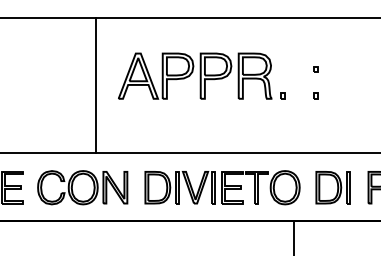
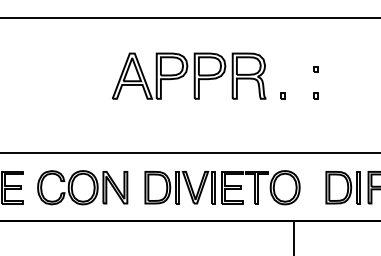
part position: (195, 75) -> (189, 75) (189, 75)
line: present -> none (96, 85)
part position: (332, 187) -> (342, 187) (342, 187)
